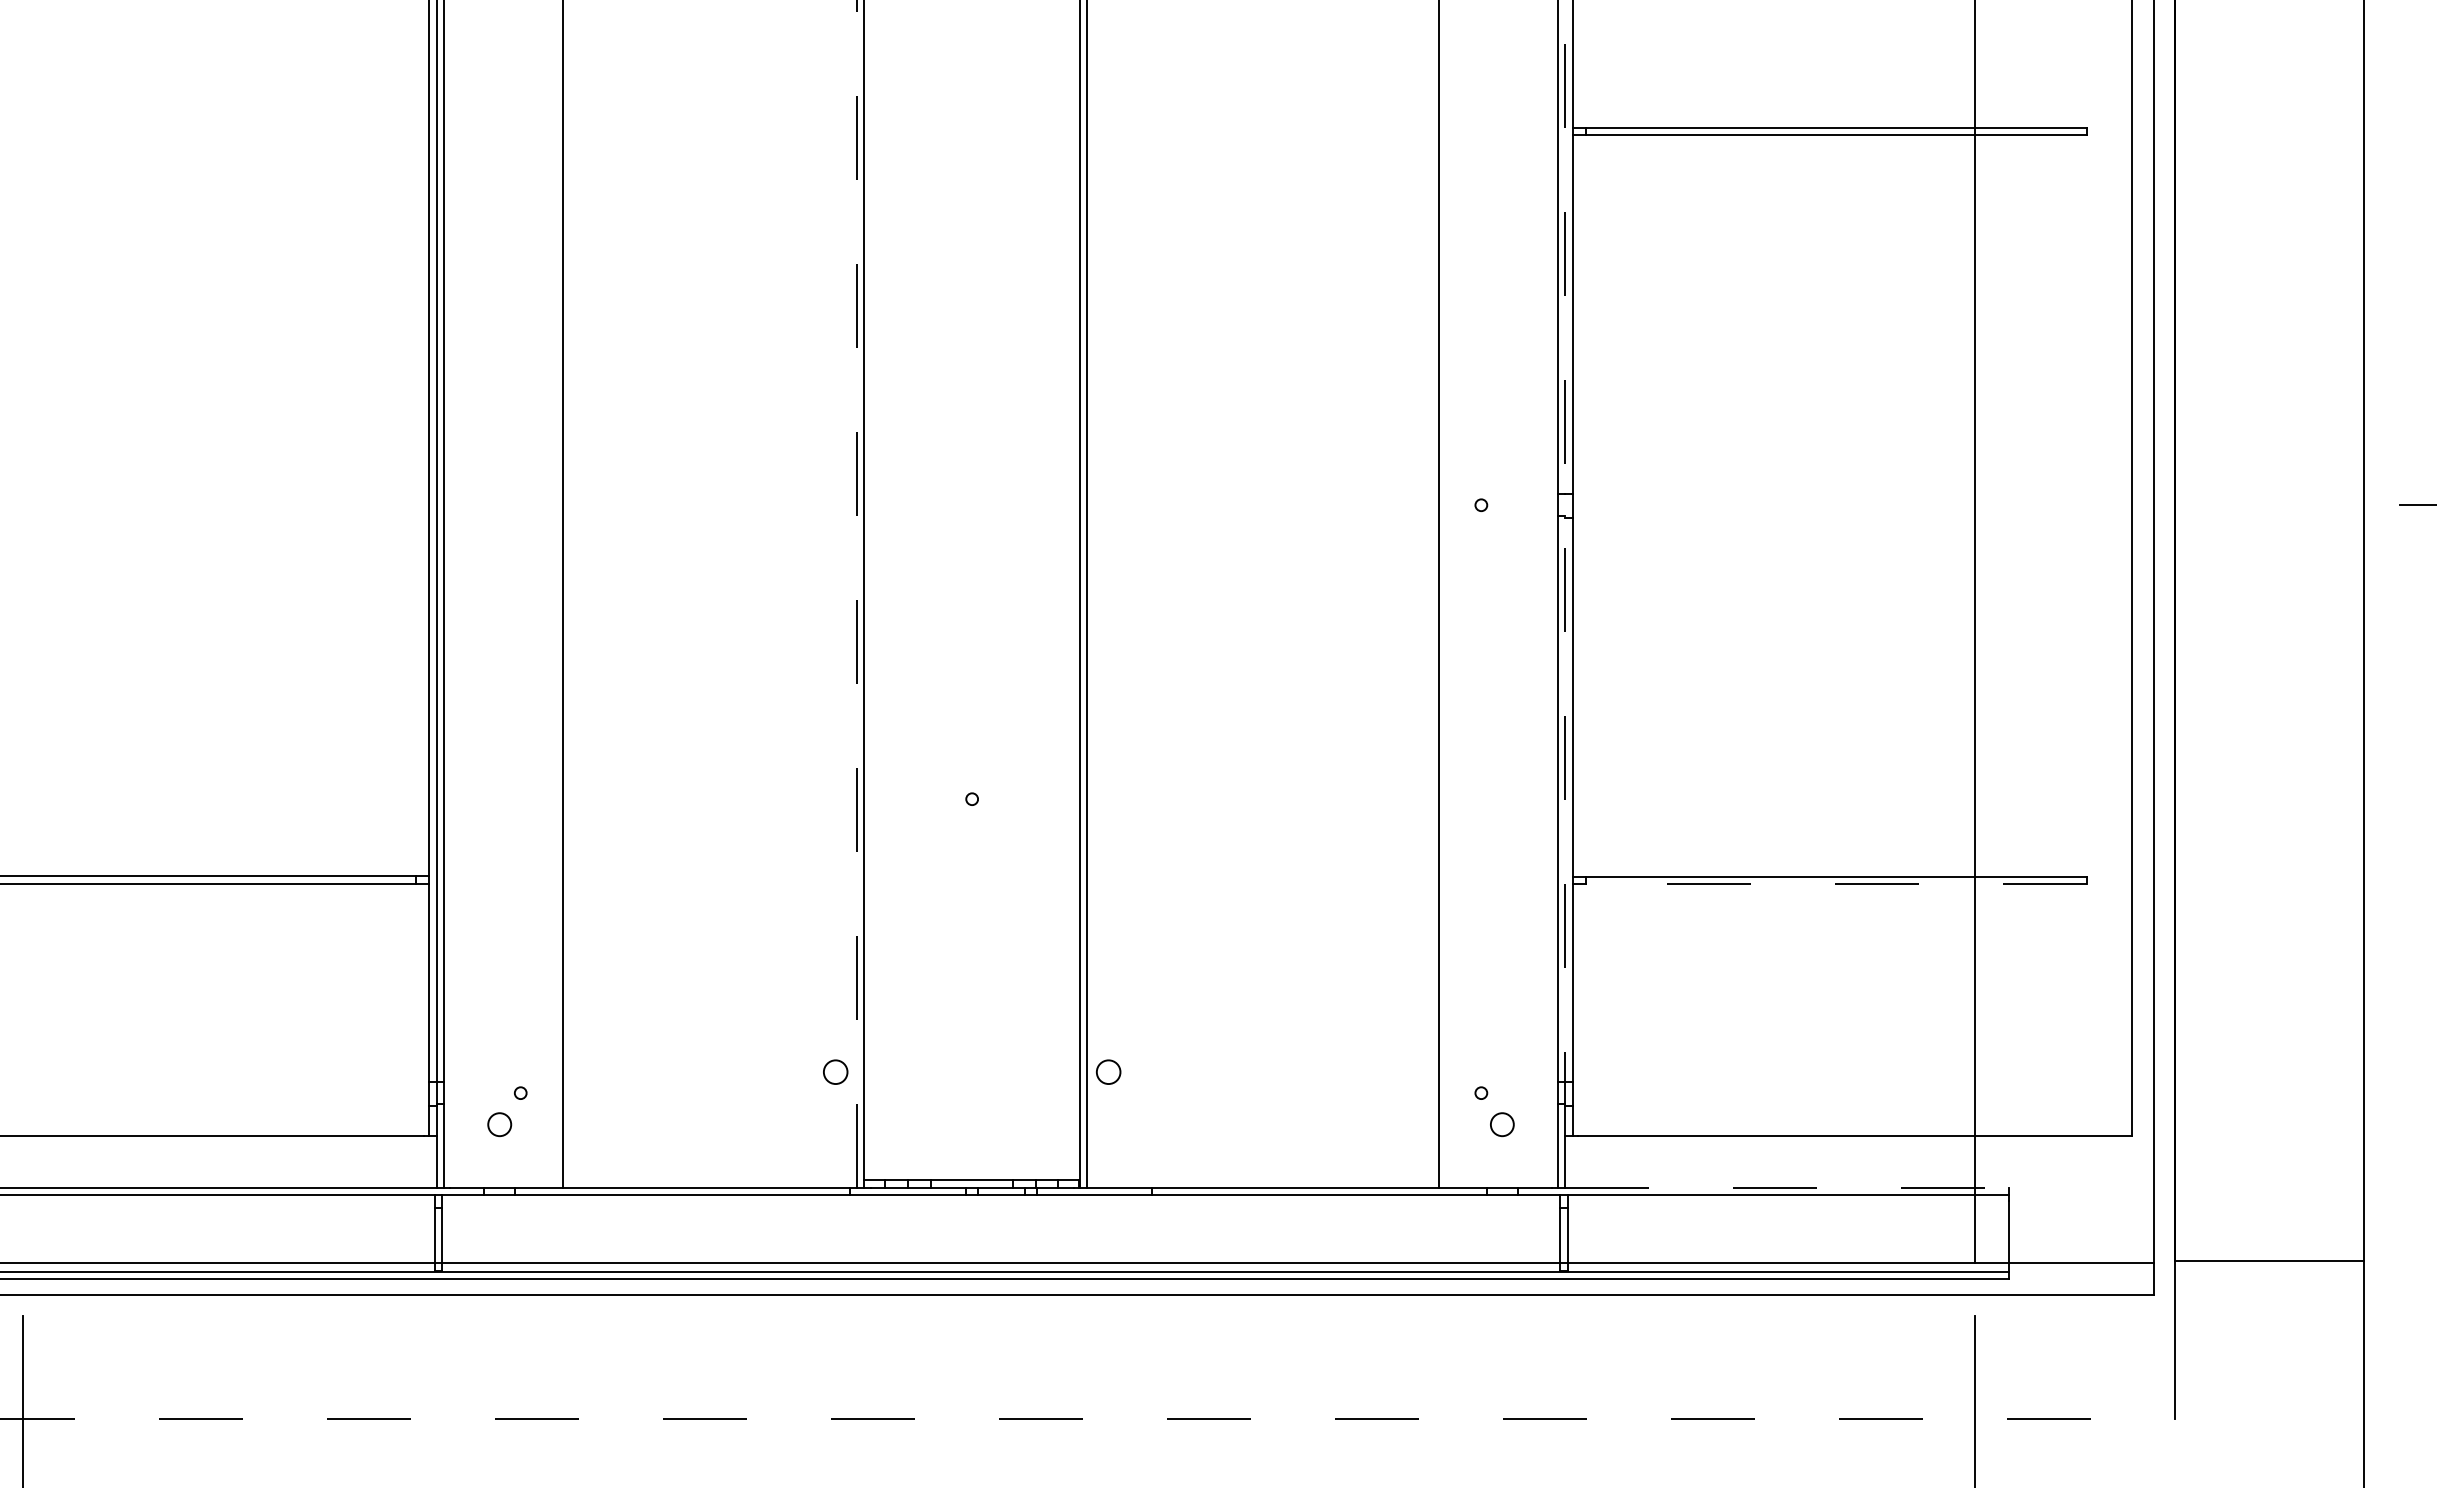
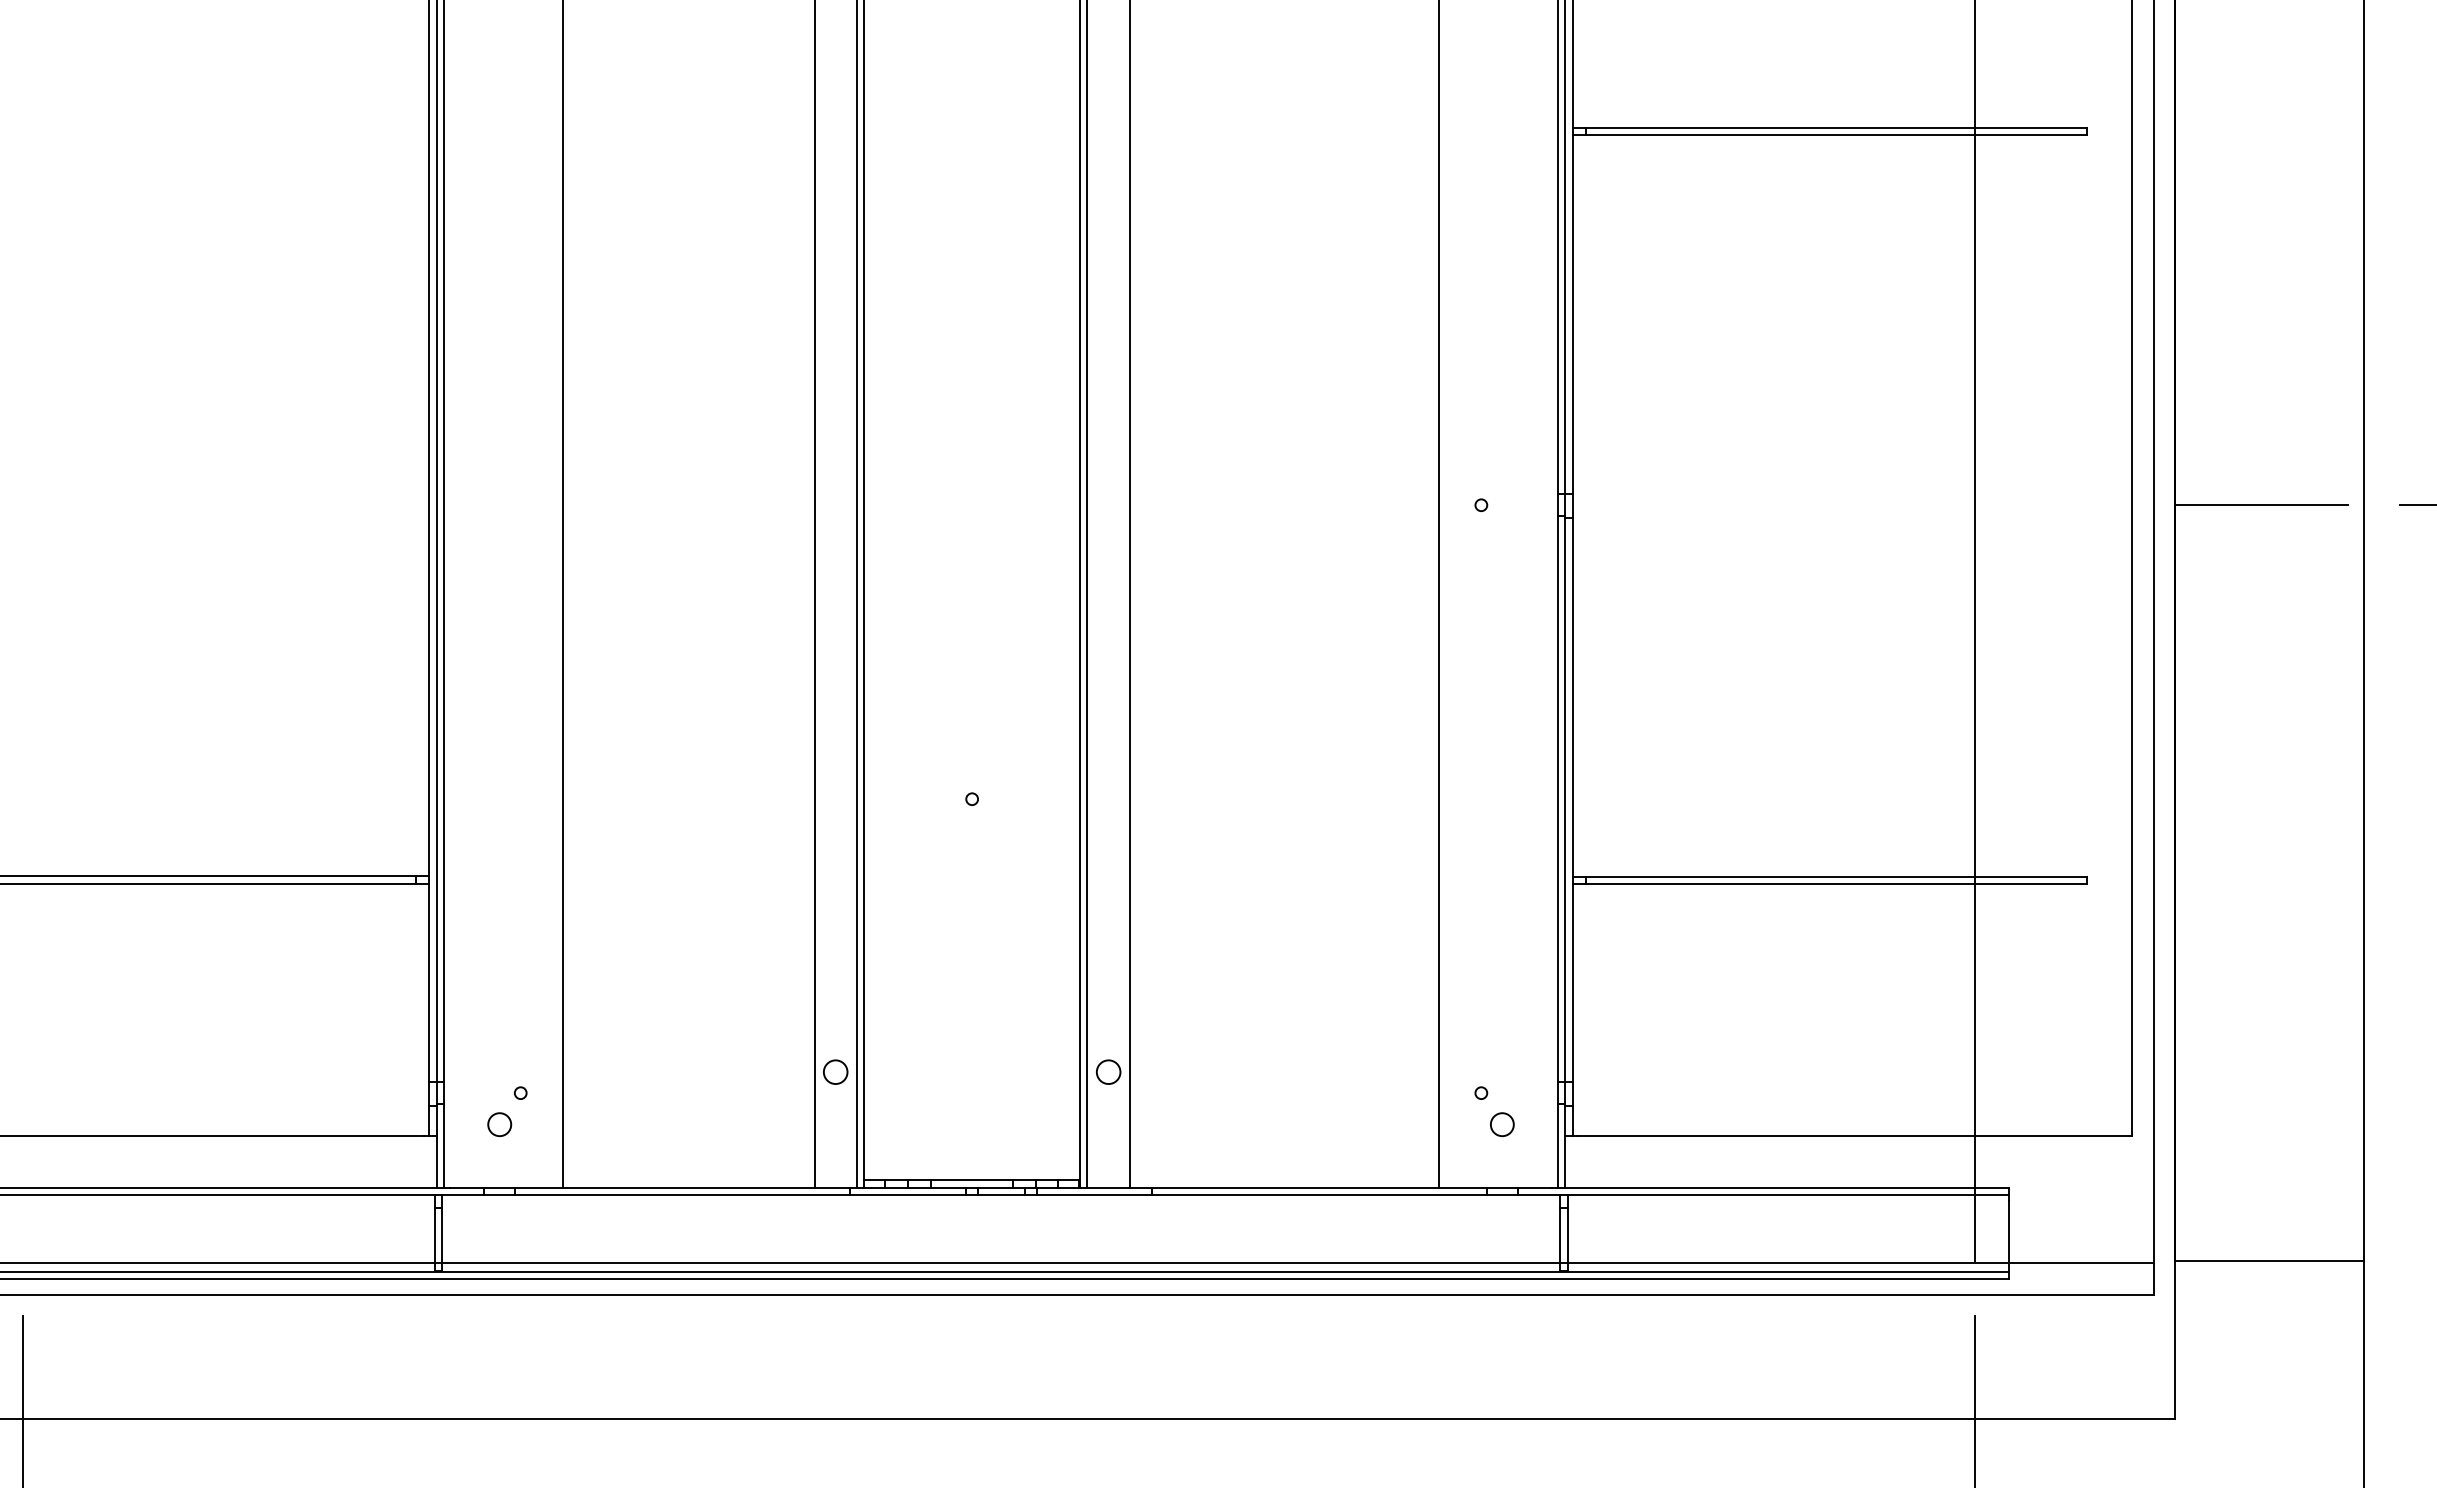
line: none -> present (2260, 505)
line: dashed -> solid (1565, 567)
line: dashed -> solid (856, 593)
line: none -> present (814, 594)
line: none -> present (1129, 594)
line: dashed -> solid (1836, 883)
line: dashed -> solid (1787, 1187)
line: dashed -> solid (1088, 1418)
